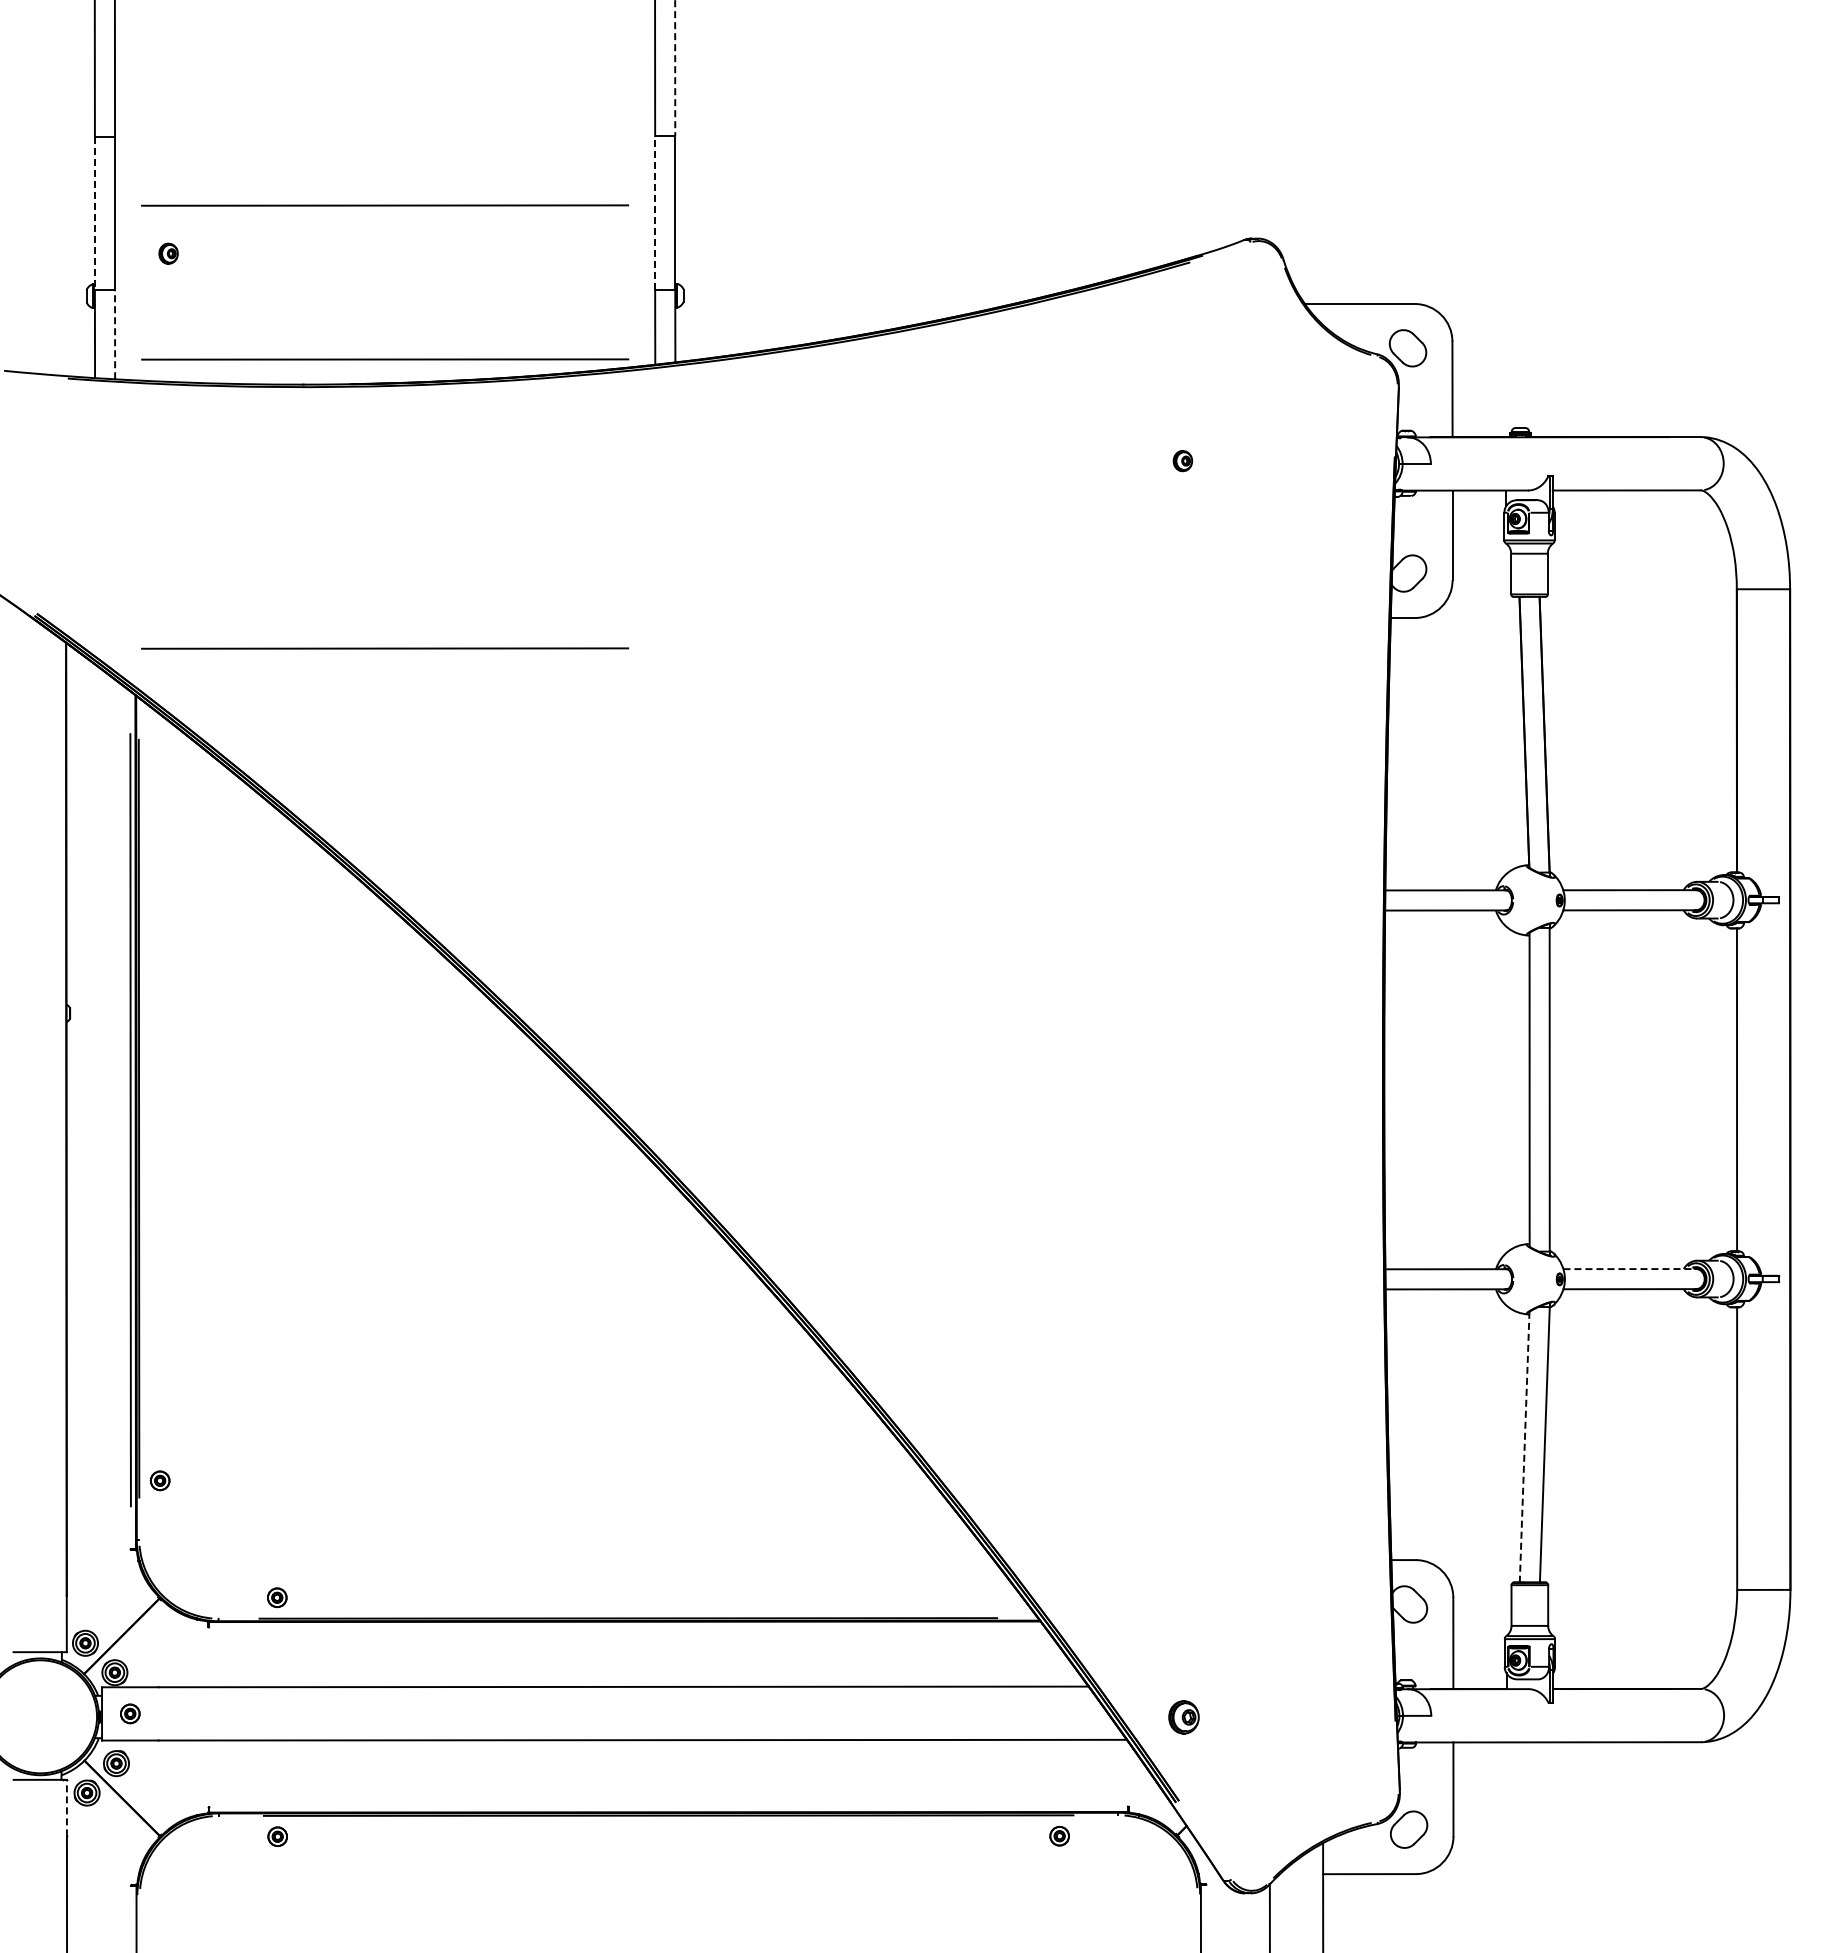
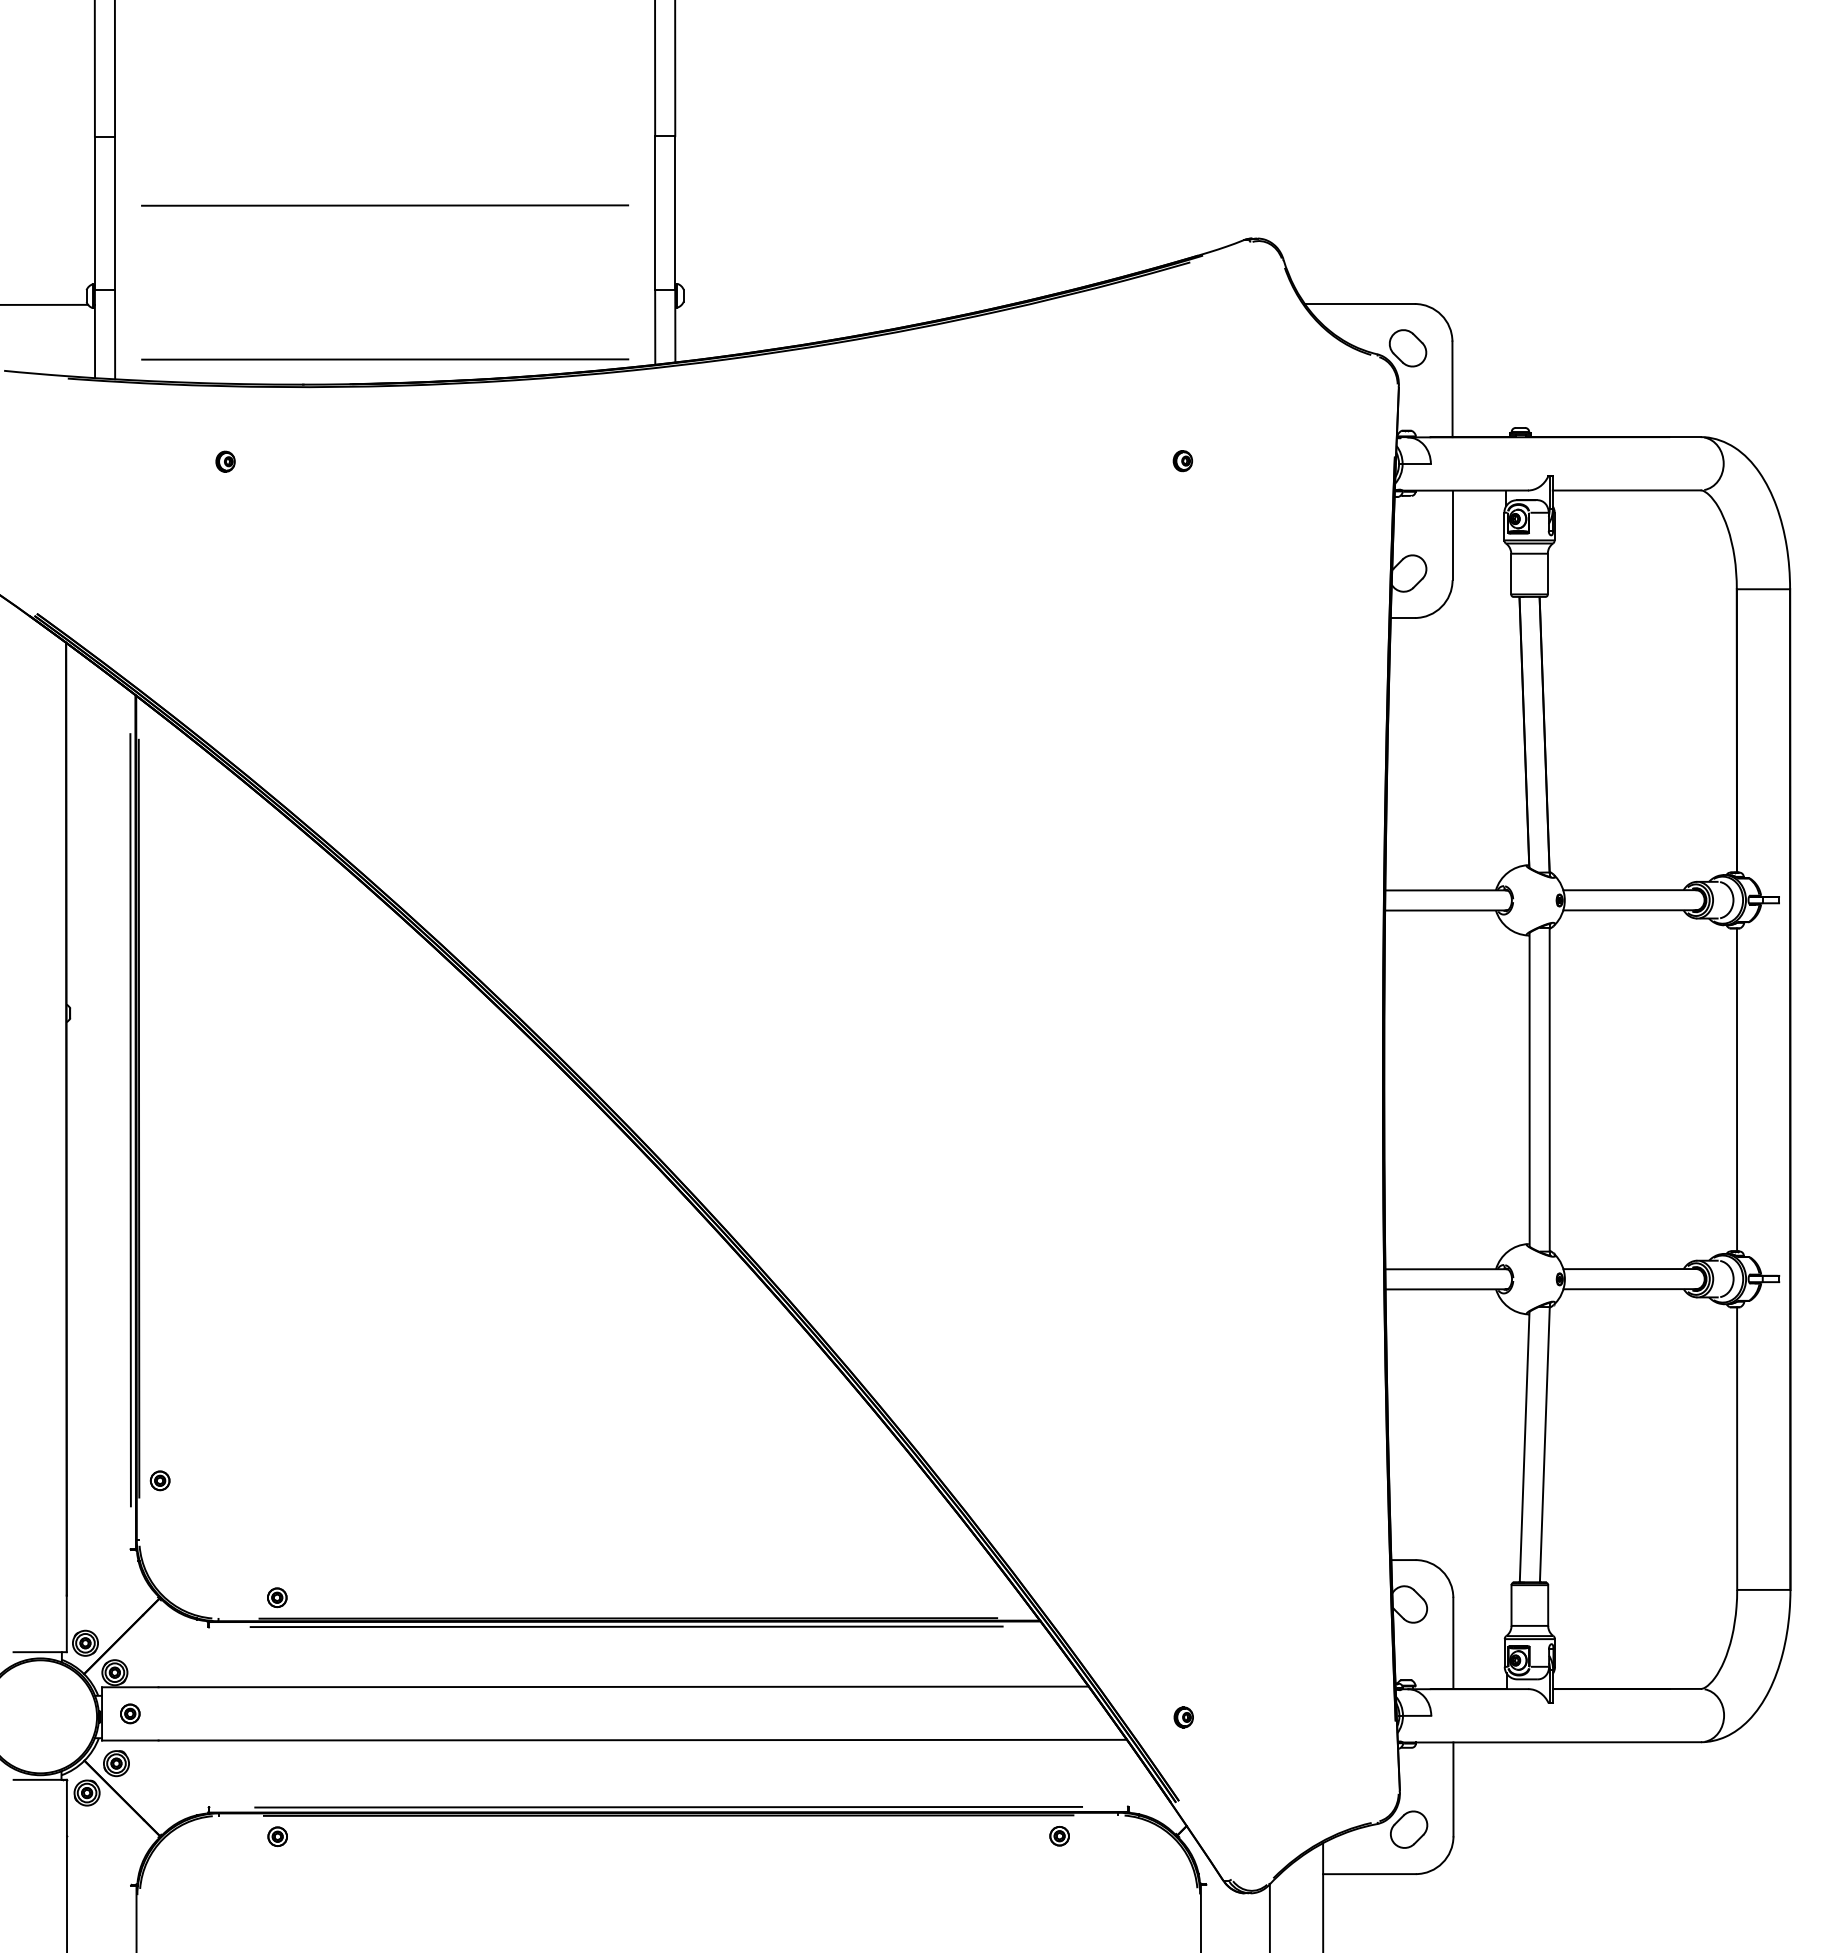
line: dashed -> solid (675, 68)
line: dashed -> solid (94, 213)
line: dashed -> solid (655, 213)
part position: (168, 253) -> (225, 461) (225, 461)
line: none -> present (45, 304)
line: dashed -> solid (115, 334)
line: present -> none (385, 648)
line: dashed -> solid (1630, 1269)
line: dashed -> solid (1524, 1447)
line: none -> present (626, 1626)
part size: 32x35 px -> 21x23 px (1183, 1717)
line: none -> present (668, 1806)
line: dashed -> solid (66, 1807)
